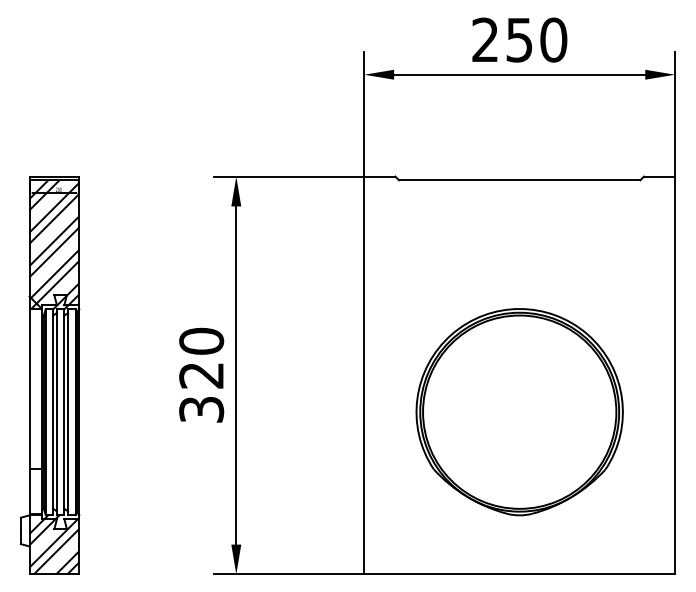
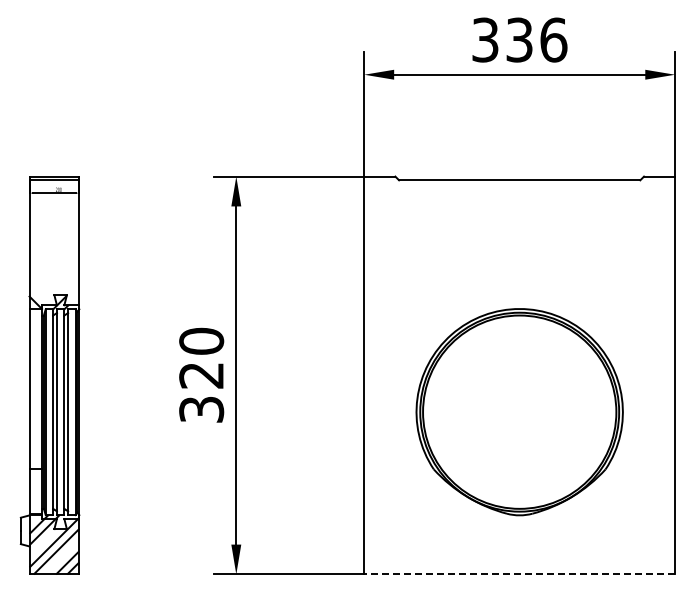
text: 250 -> 336 (519, 39)
hatch: present -> none (54, 244)
line: solid -> dashed (519, 574)
